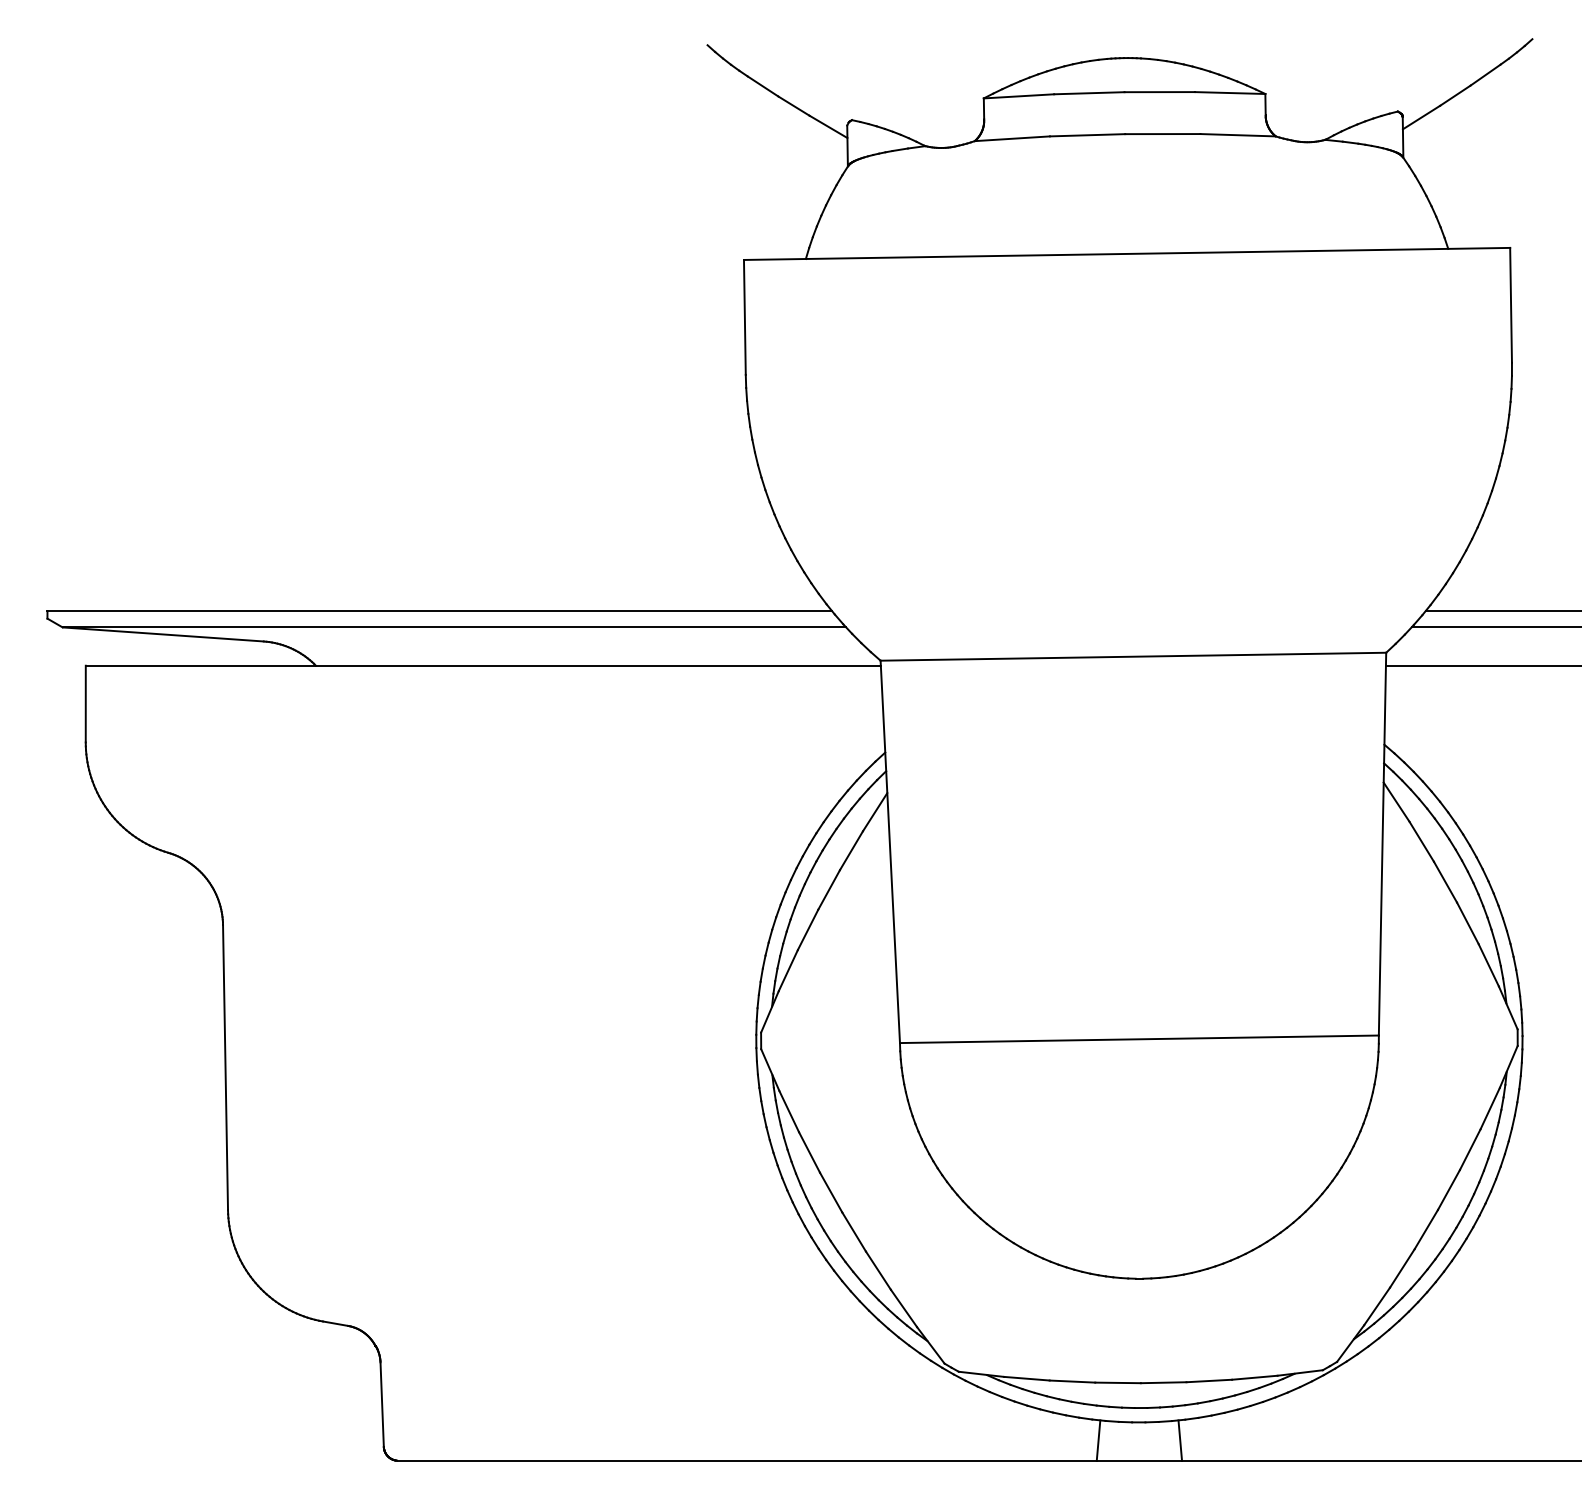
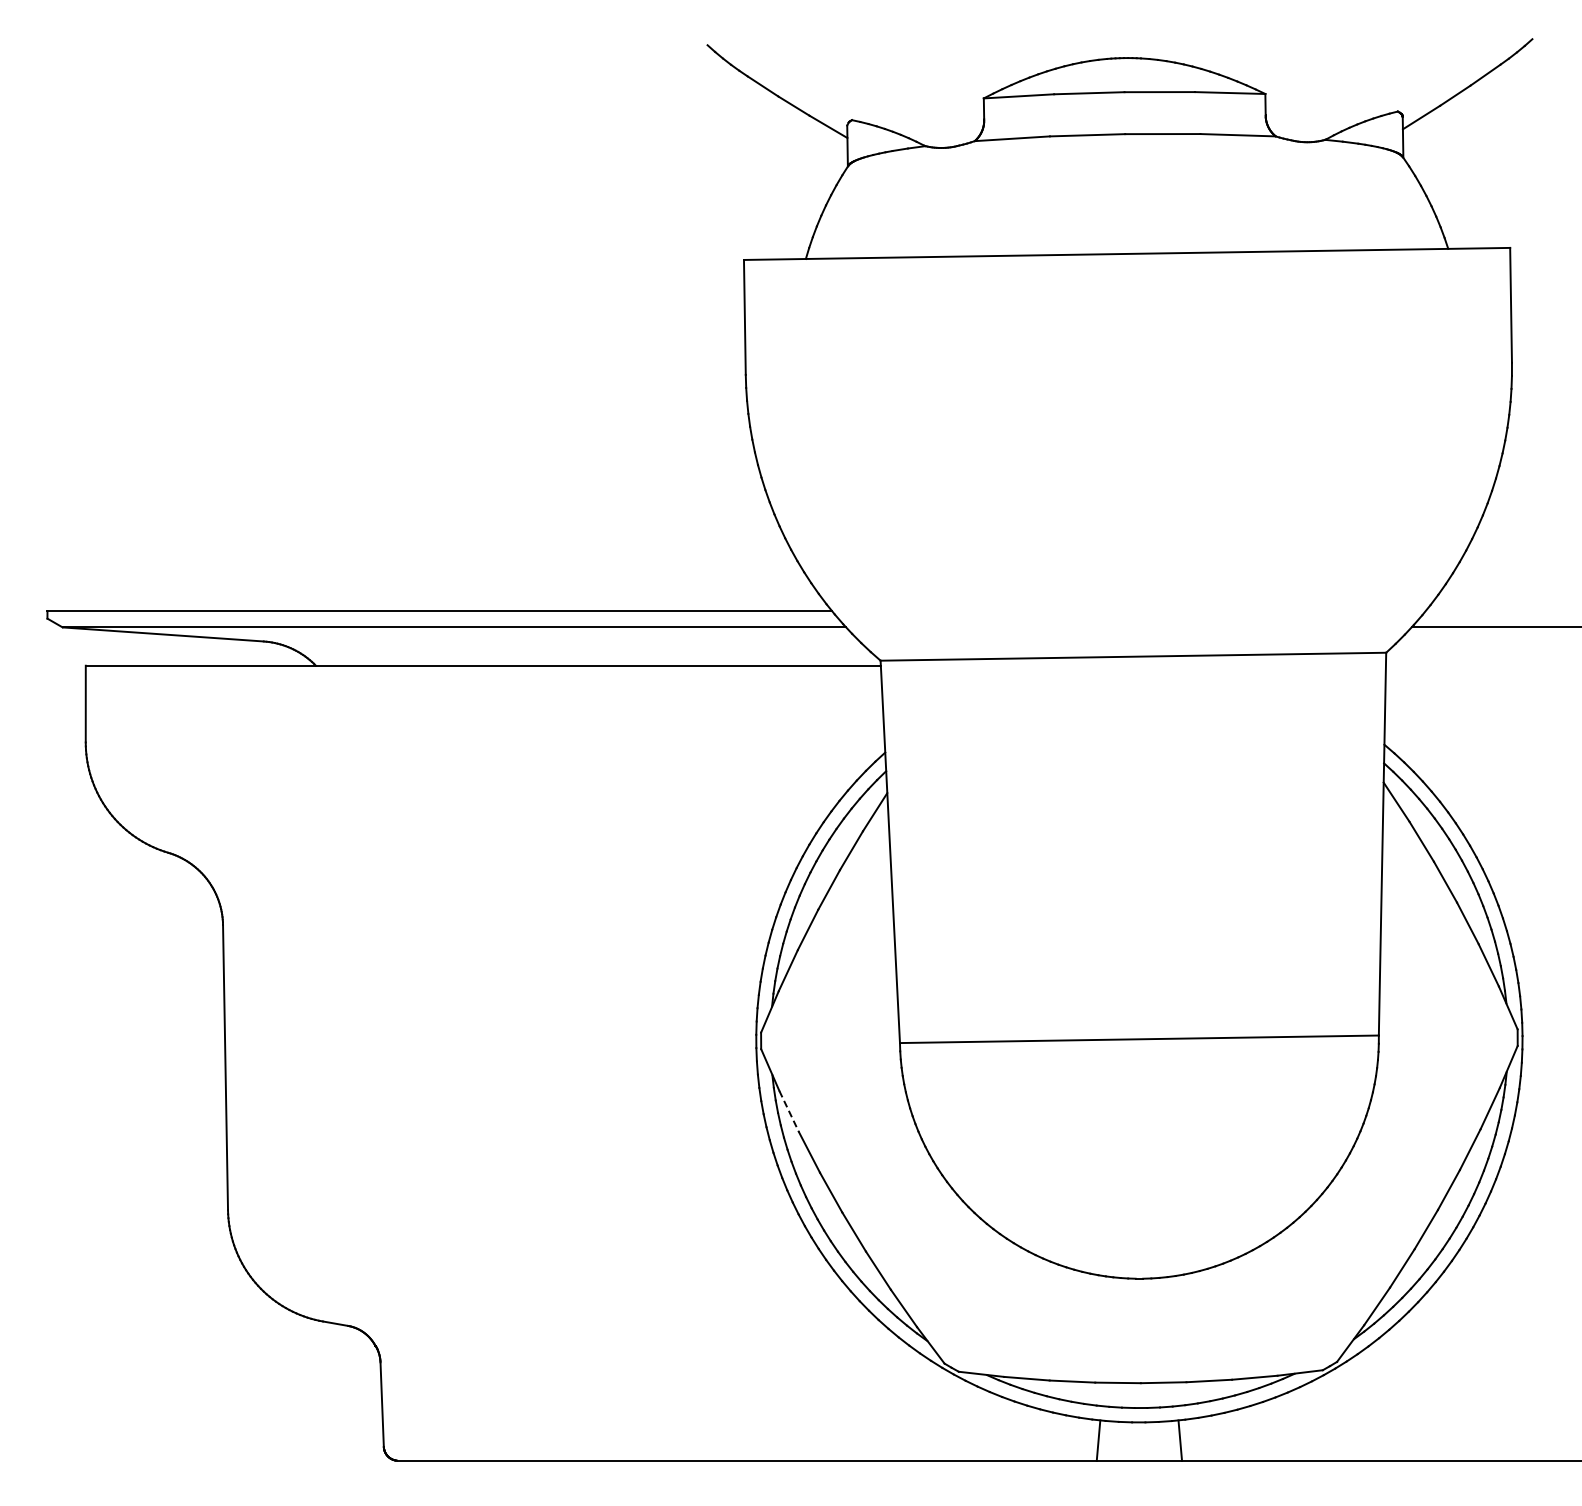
line: present -> none (1501, 610)
line: present -> none (1481, 665)
line: solid -> dashed (789, 1111)
